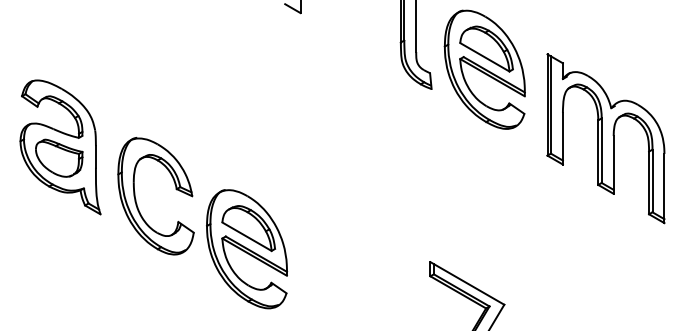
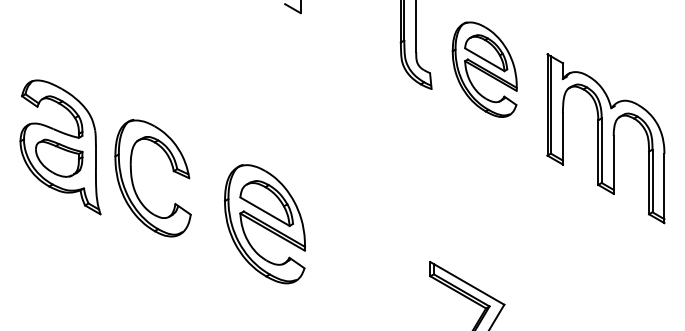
part size: 83x121 px -> 67x97 px (484, 69)
part position: (136, 199) -> (133, 181) (133, 181)
part position: (247, 249) -> (265, 224) (265, 224)
